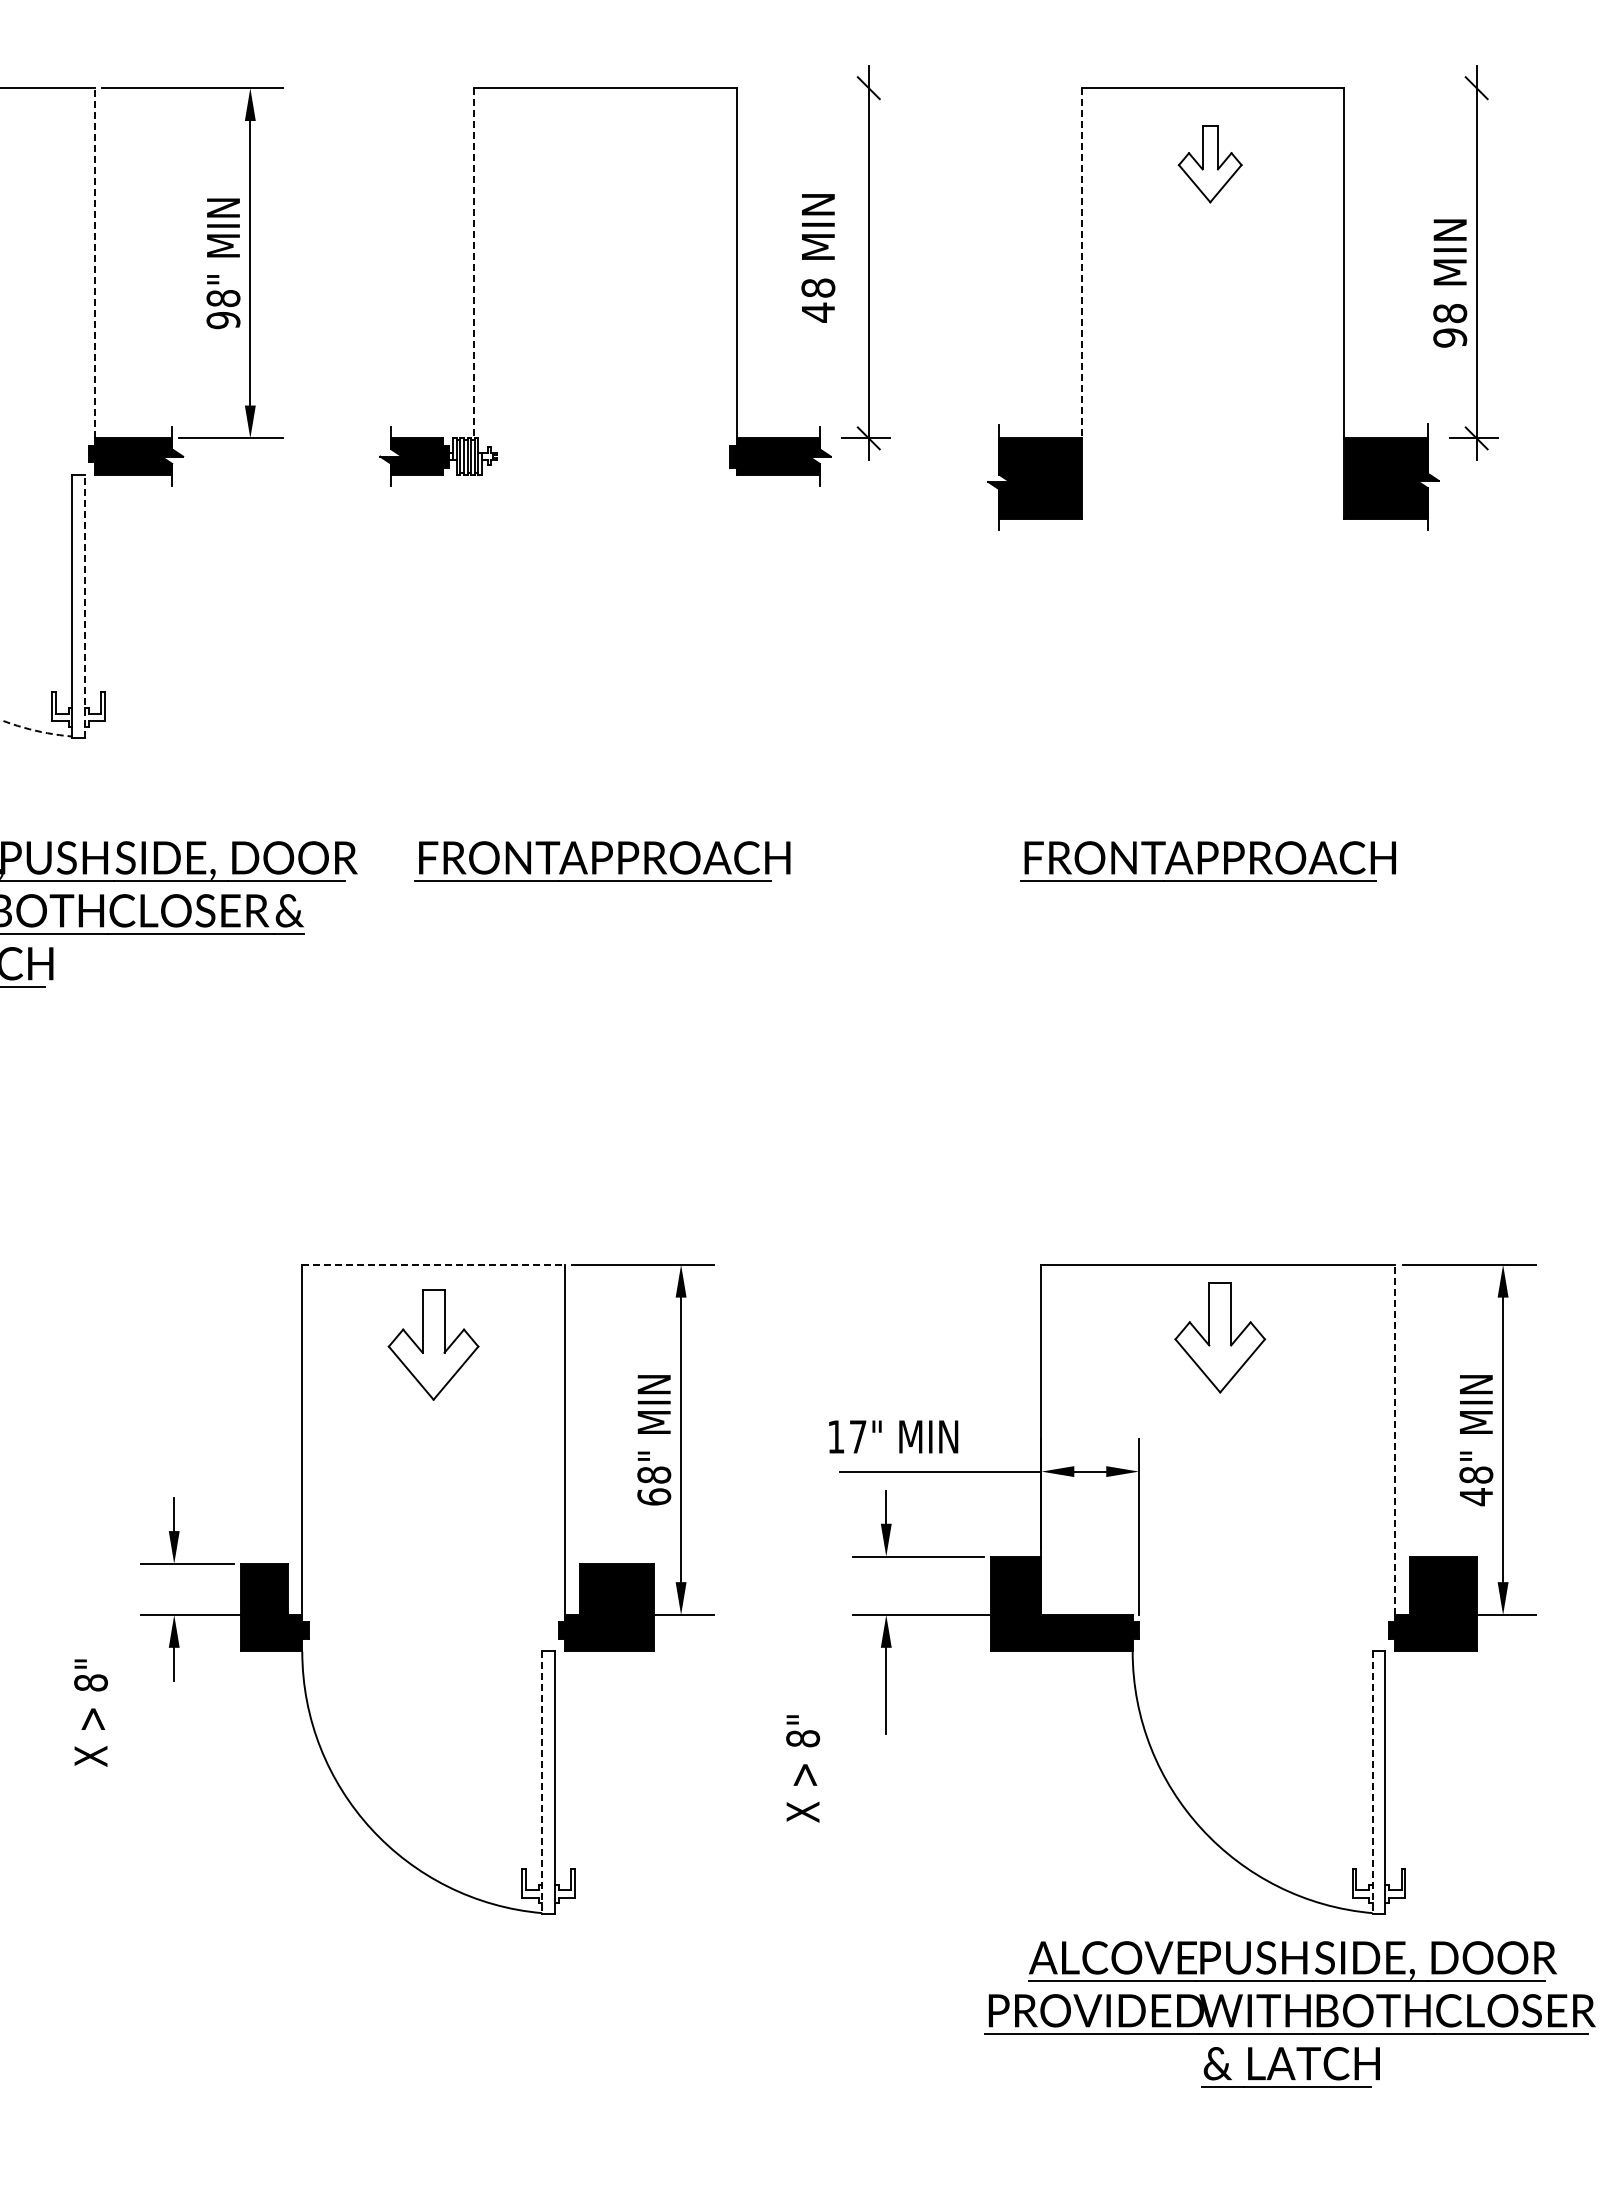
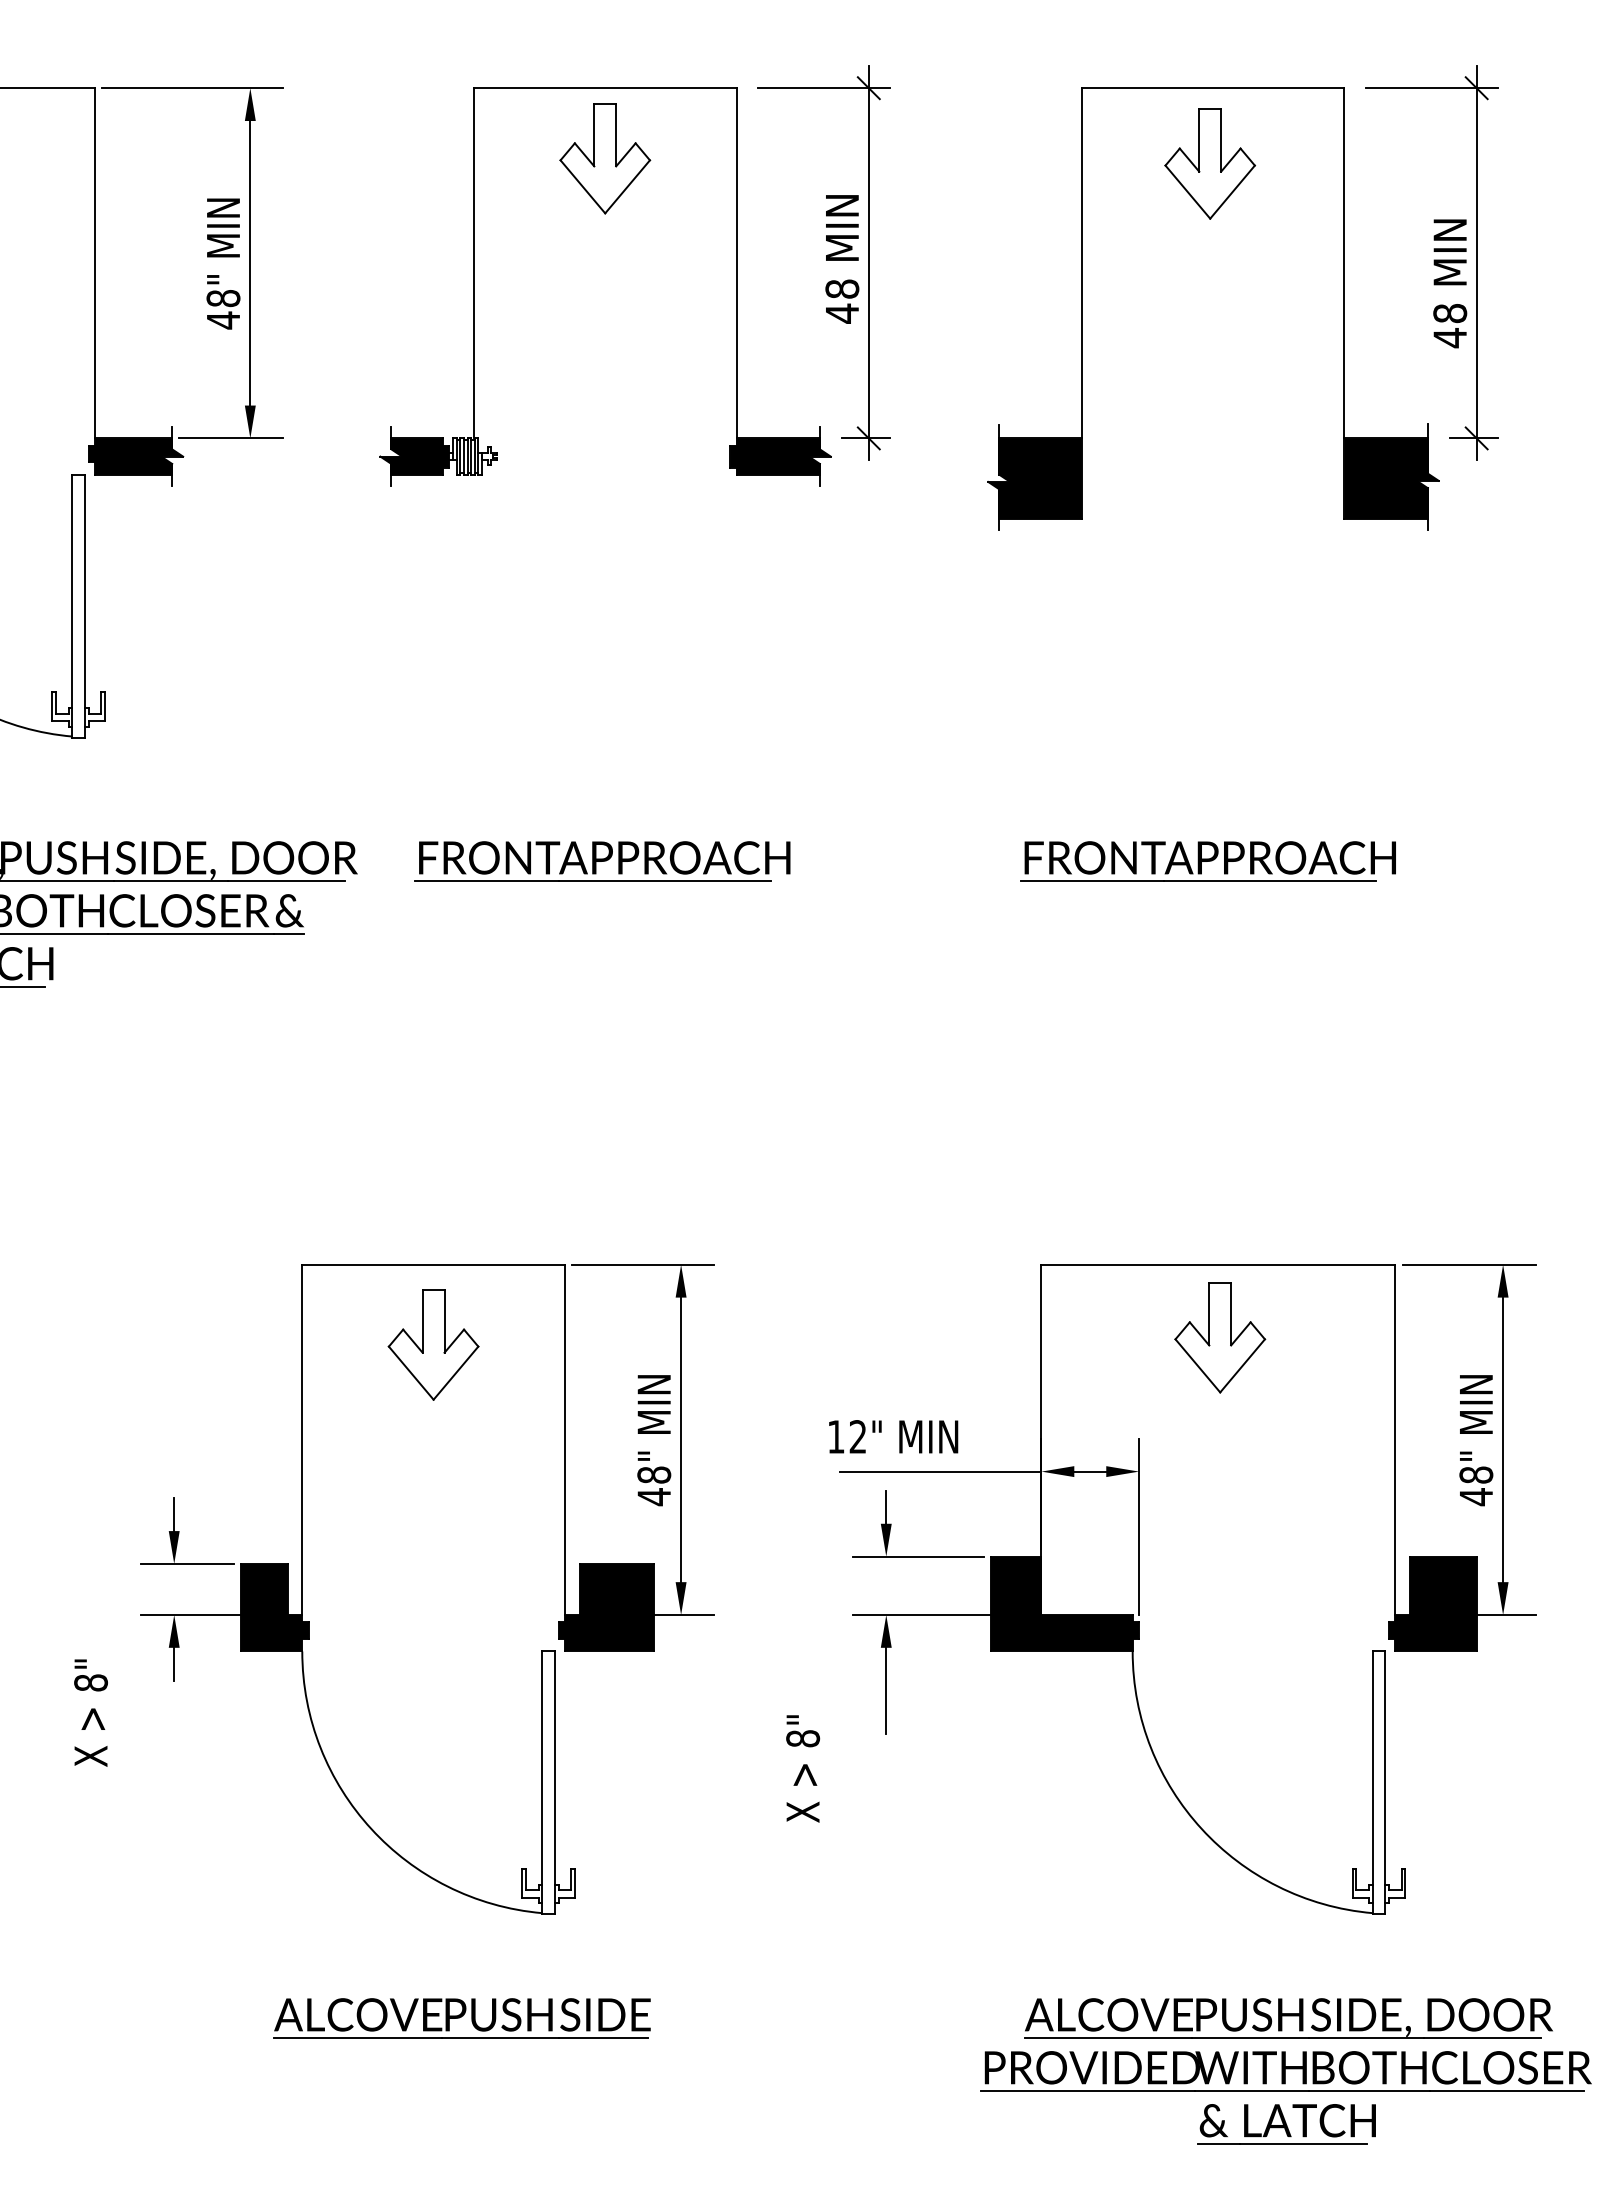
line: none -> present (823, 88)
line: none -> present (1431, 88)
part: none -> present (605, 158)
part size: 66x79 px -> 93x112 px (1210, 163)
text position: (818, 258) -> (842, 259) (842, 259)
line: dashed -> solid (95, 262)
line: dashed -> solid (473, 263)
line: dashed -> solid (1081, 263)
text: 98" -> 48" (223, 320)
text: 98 -> 48 (1450, 338)
line: dashed -> solid (85, 605)
arc: dashed -> solid (35, 730)
line: dashed -> solid (434, 1264)
text: 17" -> 12" (857, 1436)
line: dashed -> solid (1395, 1439)
text: 68" -> 48" (654, 1497)
line: dashed -> solid (542, 1783)
line: dashed -> solid (1372, 1783)
part position: (1289, 2014) -> (1285, 2071) (1285, 2071)
part: none -> present (461, 2018)
